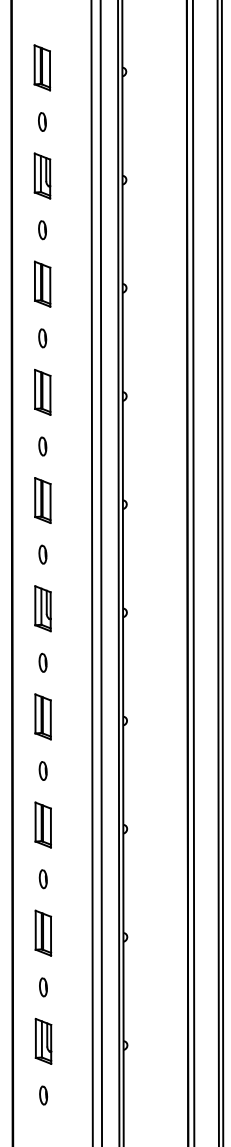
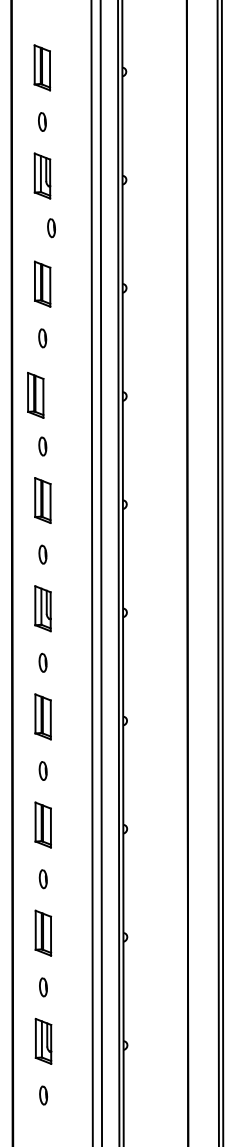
part position: (42, 230) -> (51, 228) (51, 228)
part position: (42, 391) -> (35, 394) (35, 394)
line: present -> none (193, 572)
